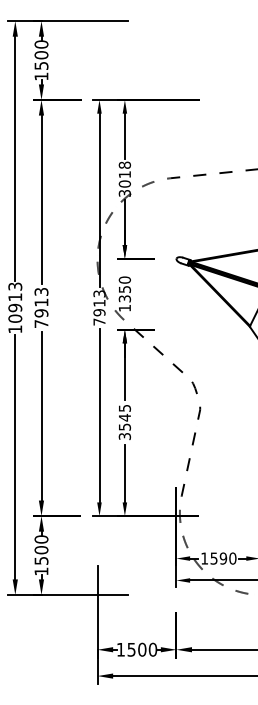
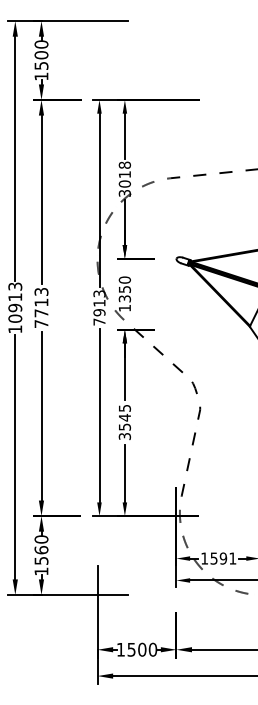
text: 7913 -> 7713 (41, 313)
text: 1500 -> 1560 (41, 550)
text: 1590 -> 1591 (232, 558)
